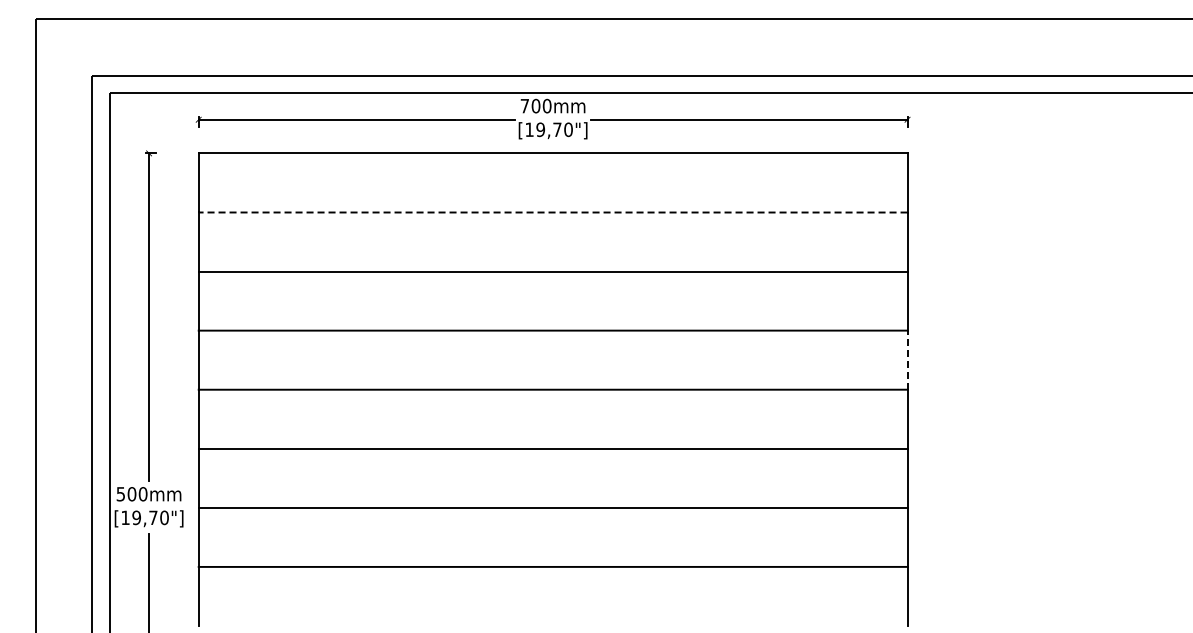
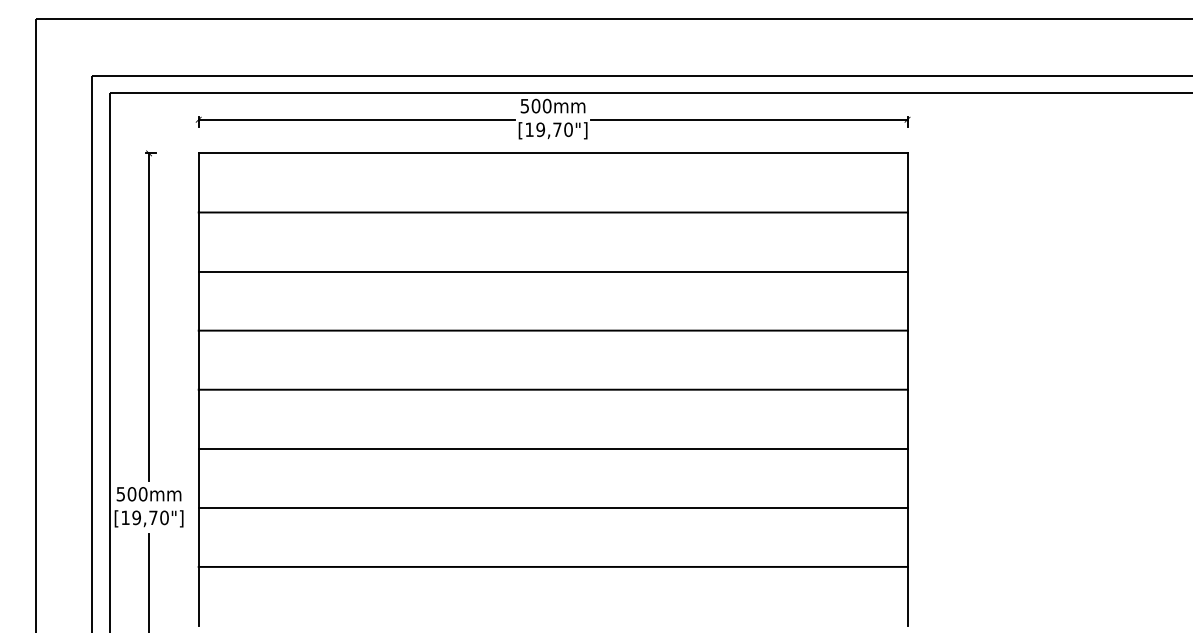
text: 700mm -> 500mm (524, 106)
line: dashed -> solid (552, 212)
line: dashed -> solid (907, 360)
